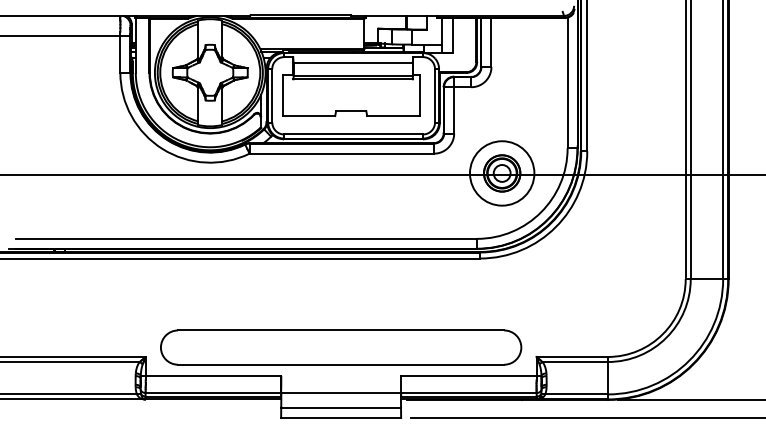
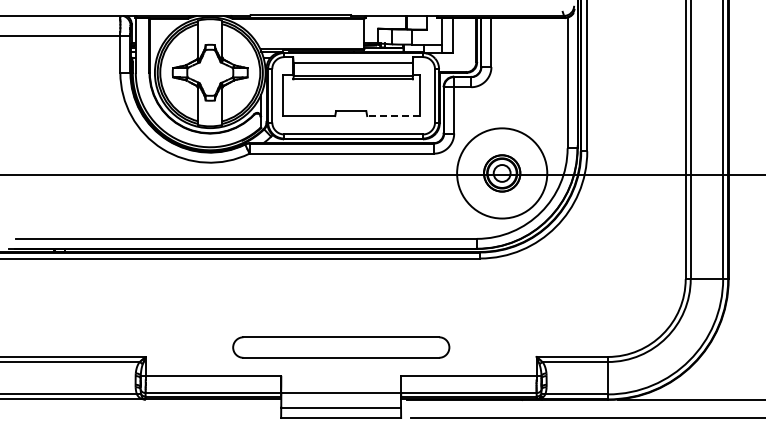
line: solid -> dashed (392, 116)
circle diameter: 64 px -> 90 px (502, 173)
part size: 363x37 px -> 219x23 px (341, 347)
